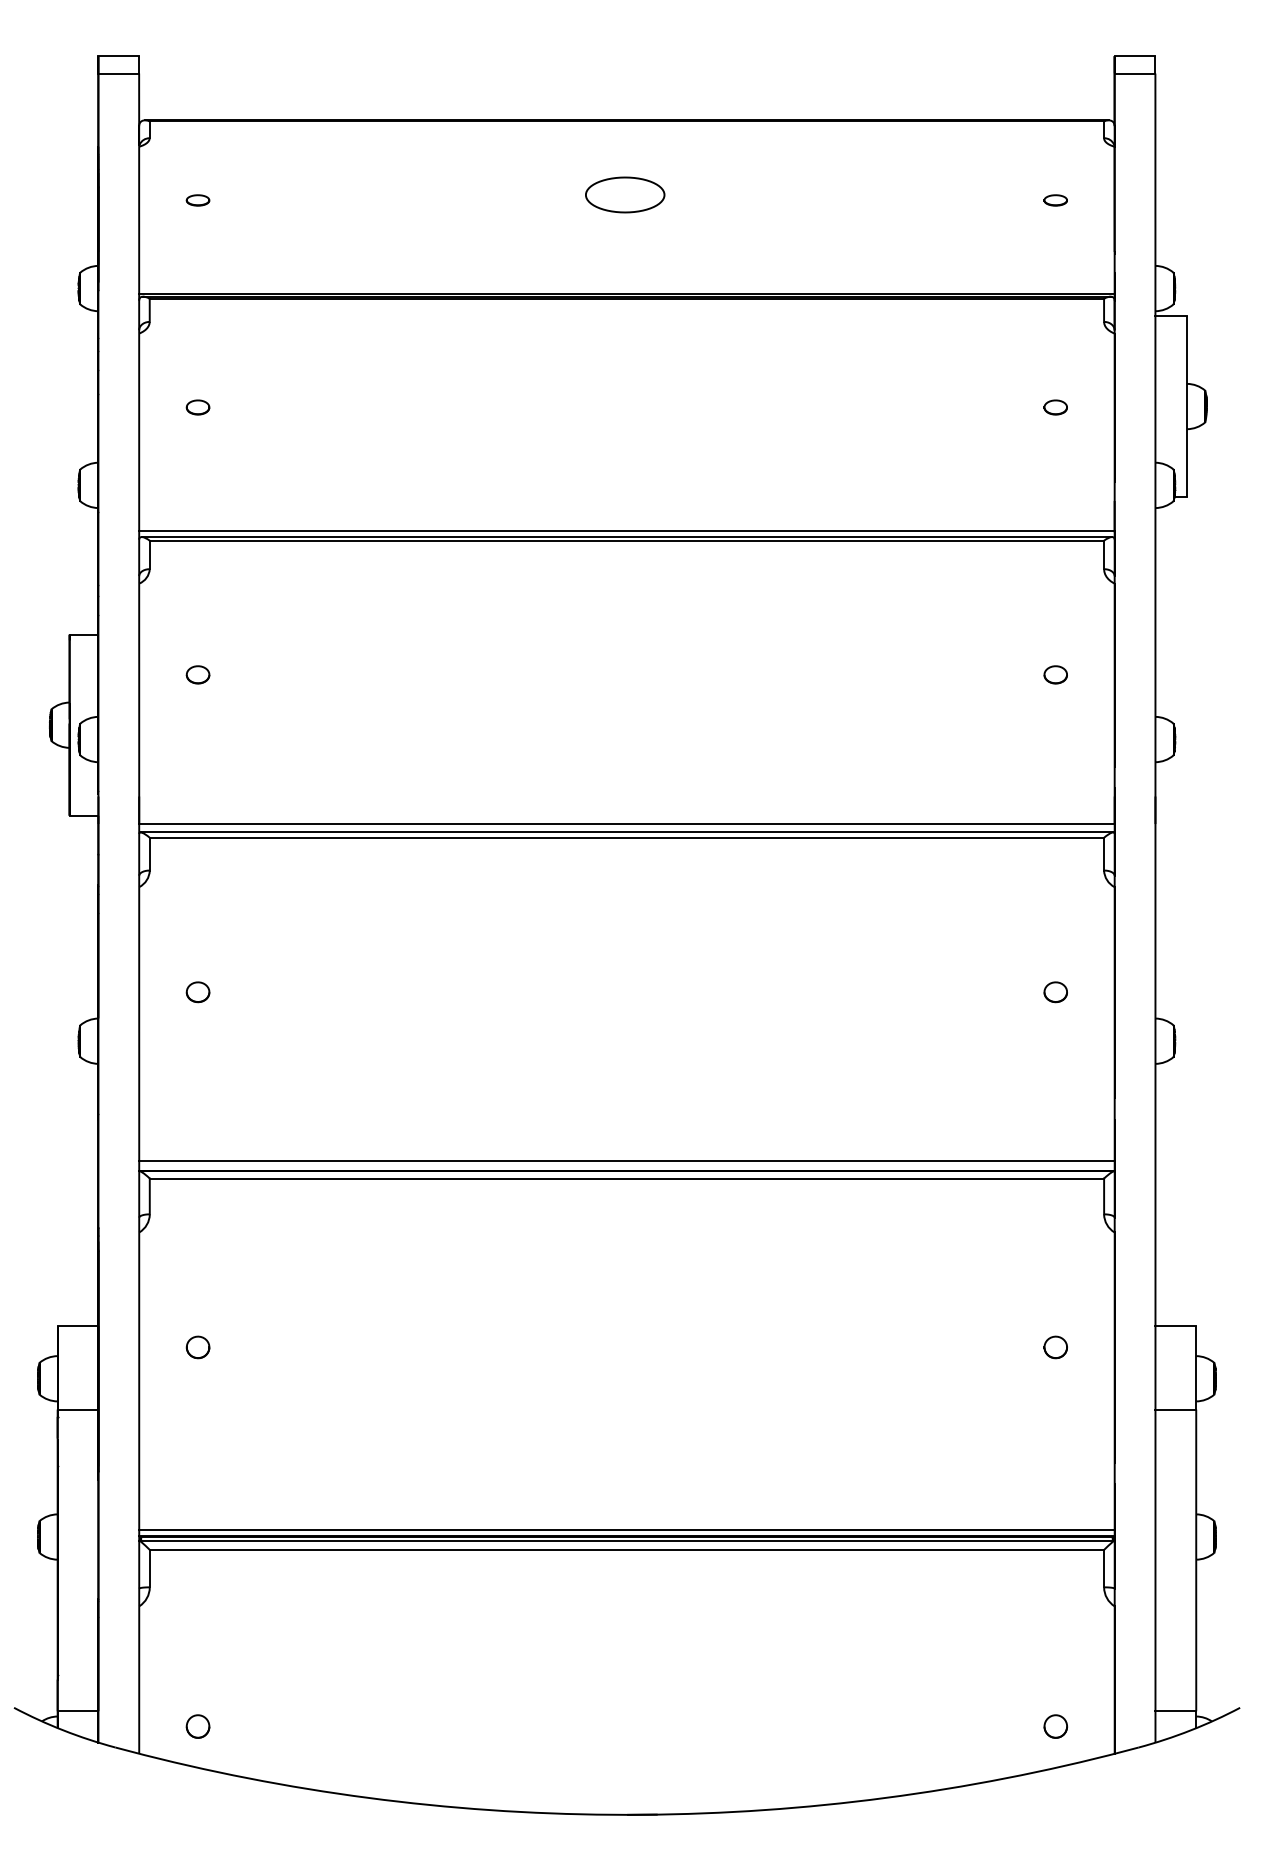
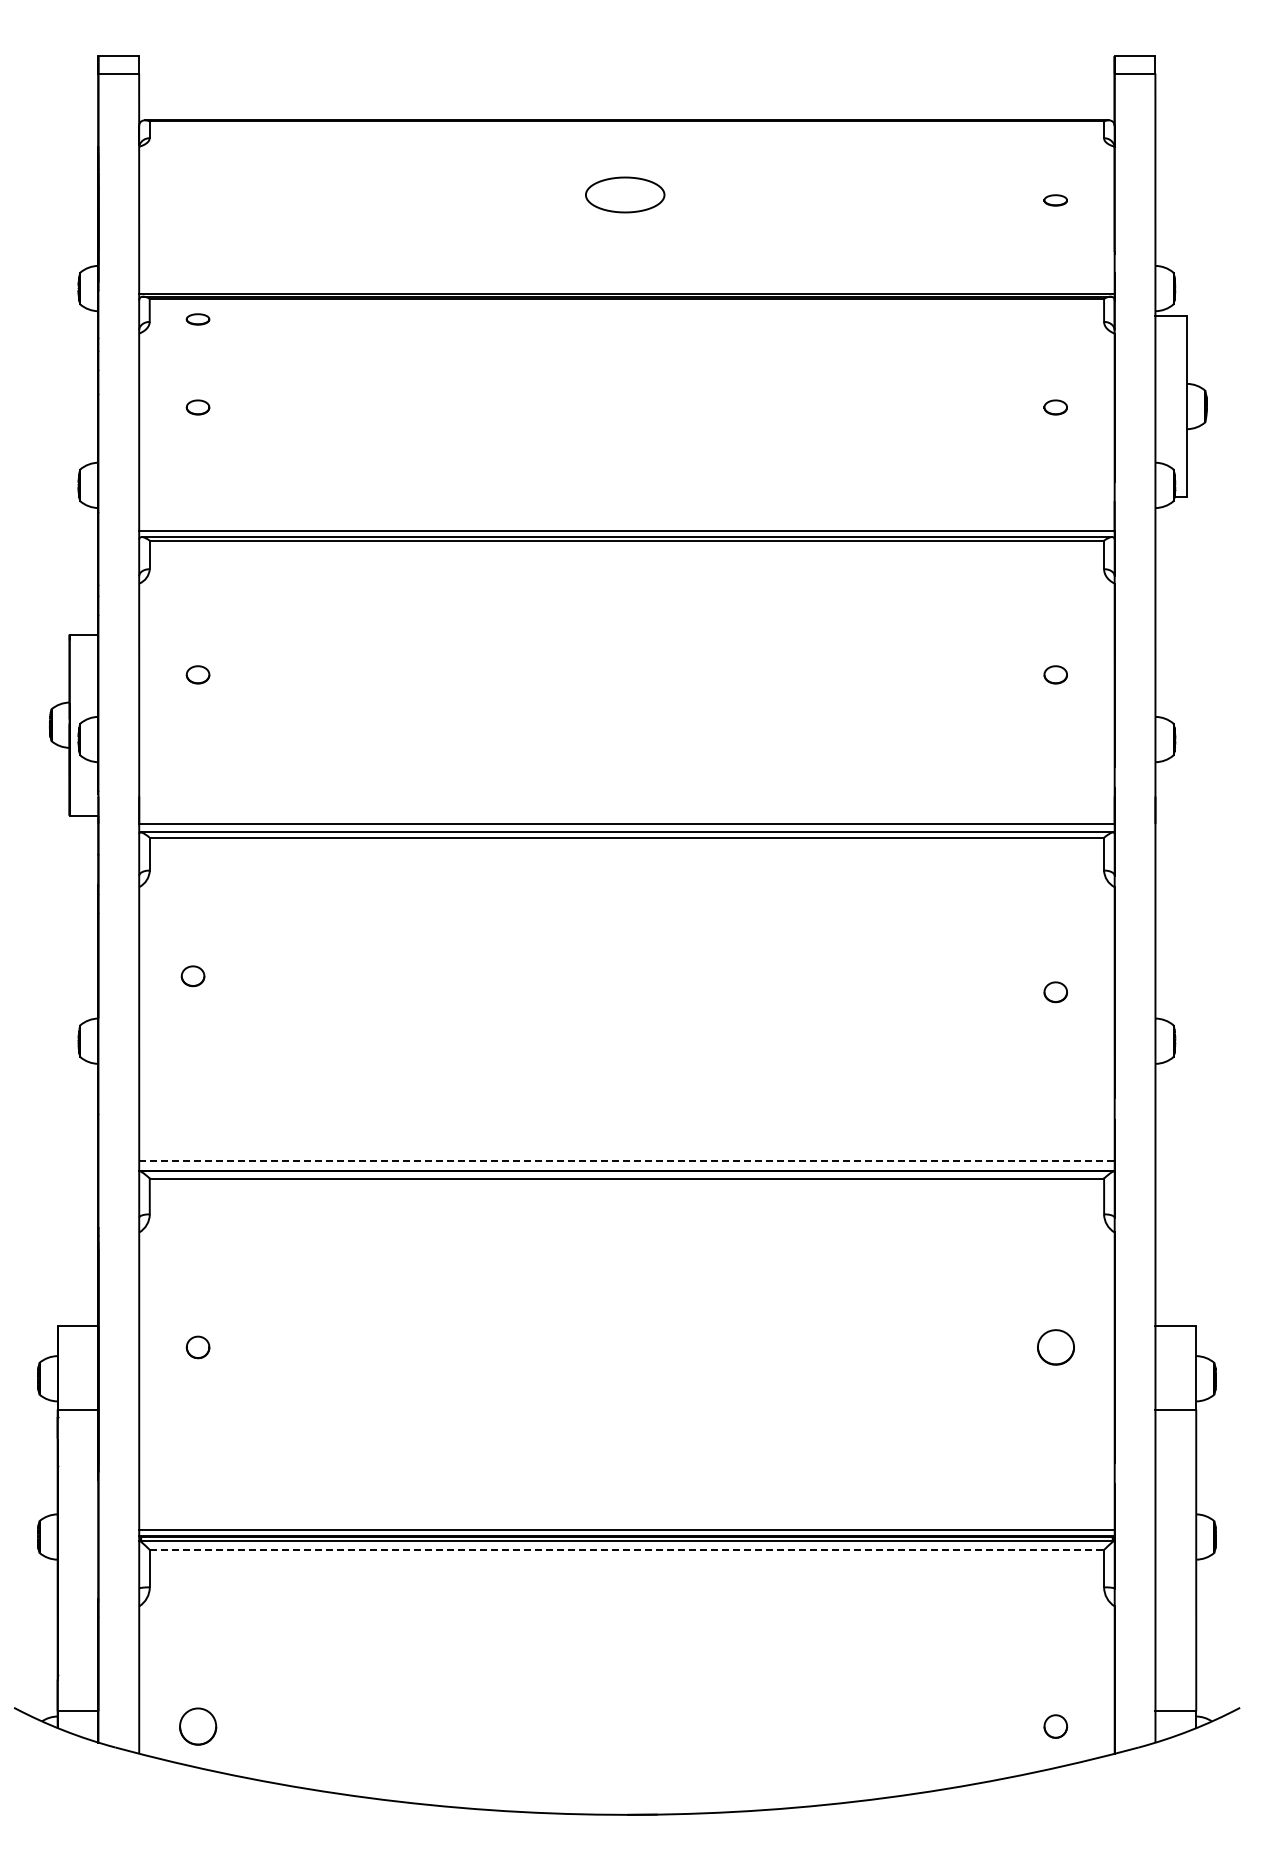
part position: (197, 200) -> (197, 319) (197, 319)
part position: (197, 992) -> (192, 976) (192, 976)
line: solid -> dashed (626, 1161)
part size: 25x25 px -> 38x37 px (1055, 1347)
line: solid -> dashed (627, 1549)
part size: 26x25 px -> 39x39 px (198, 1726)
